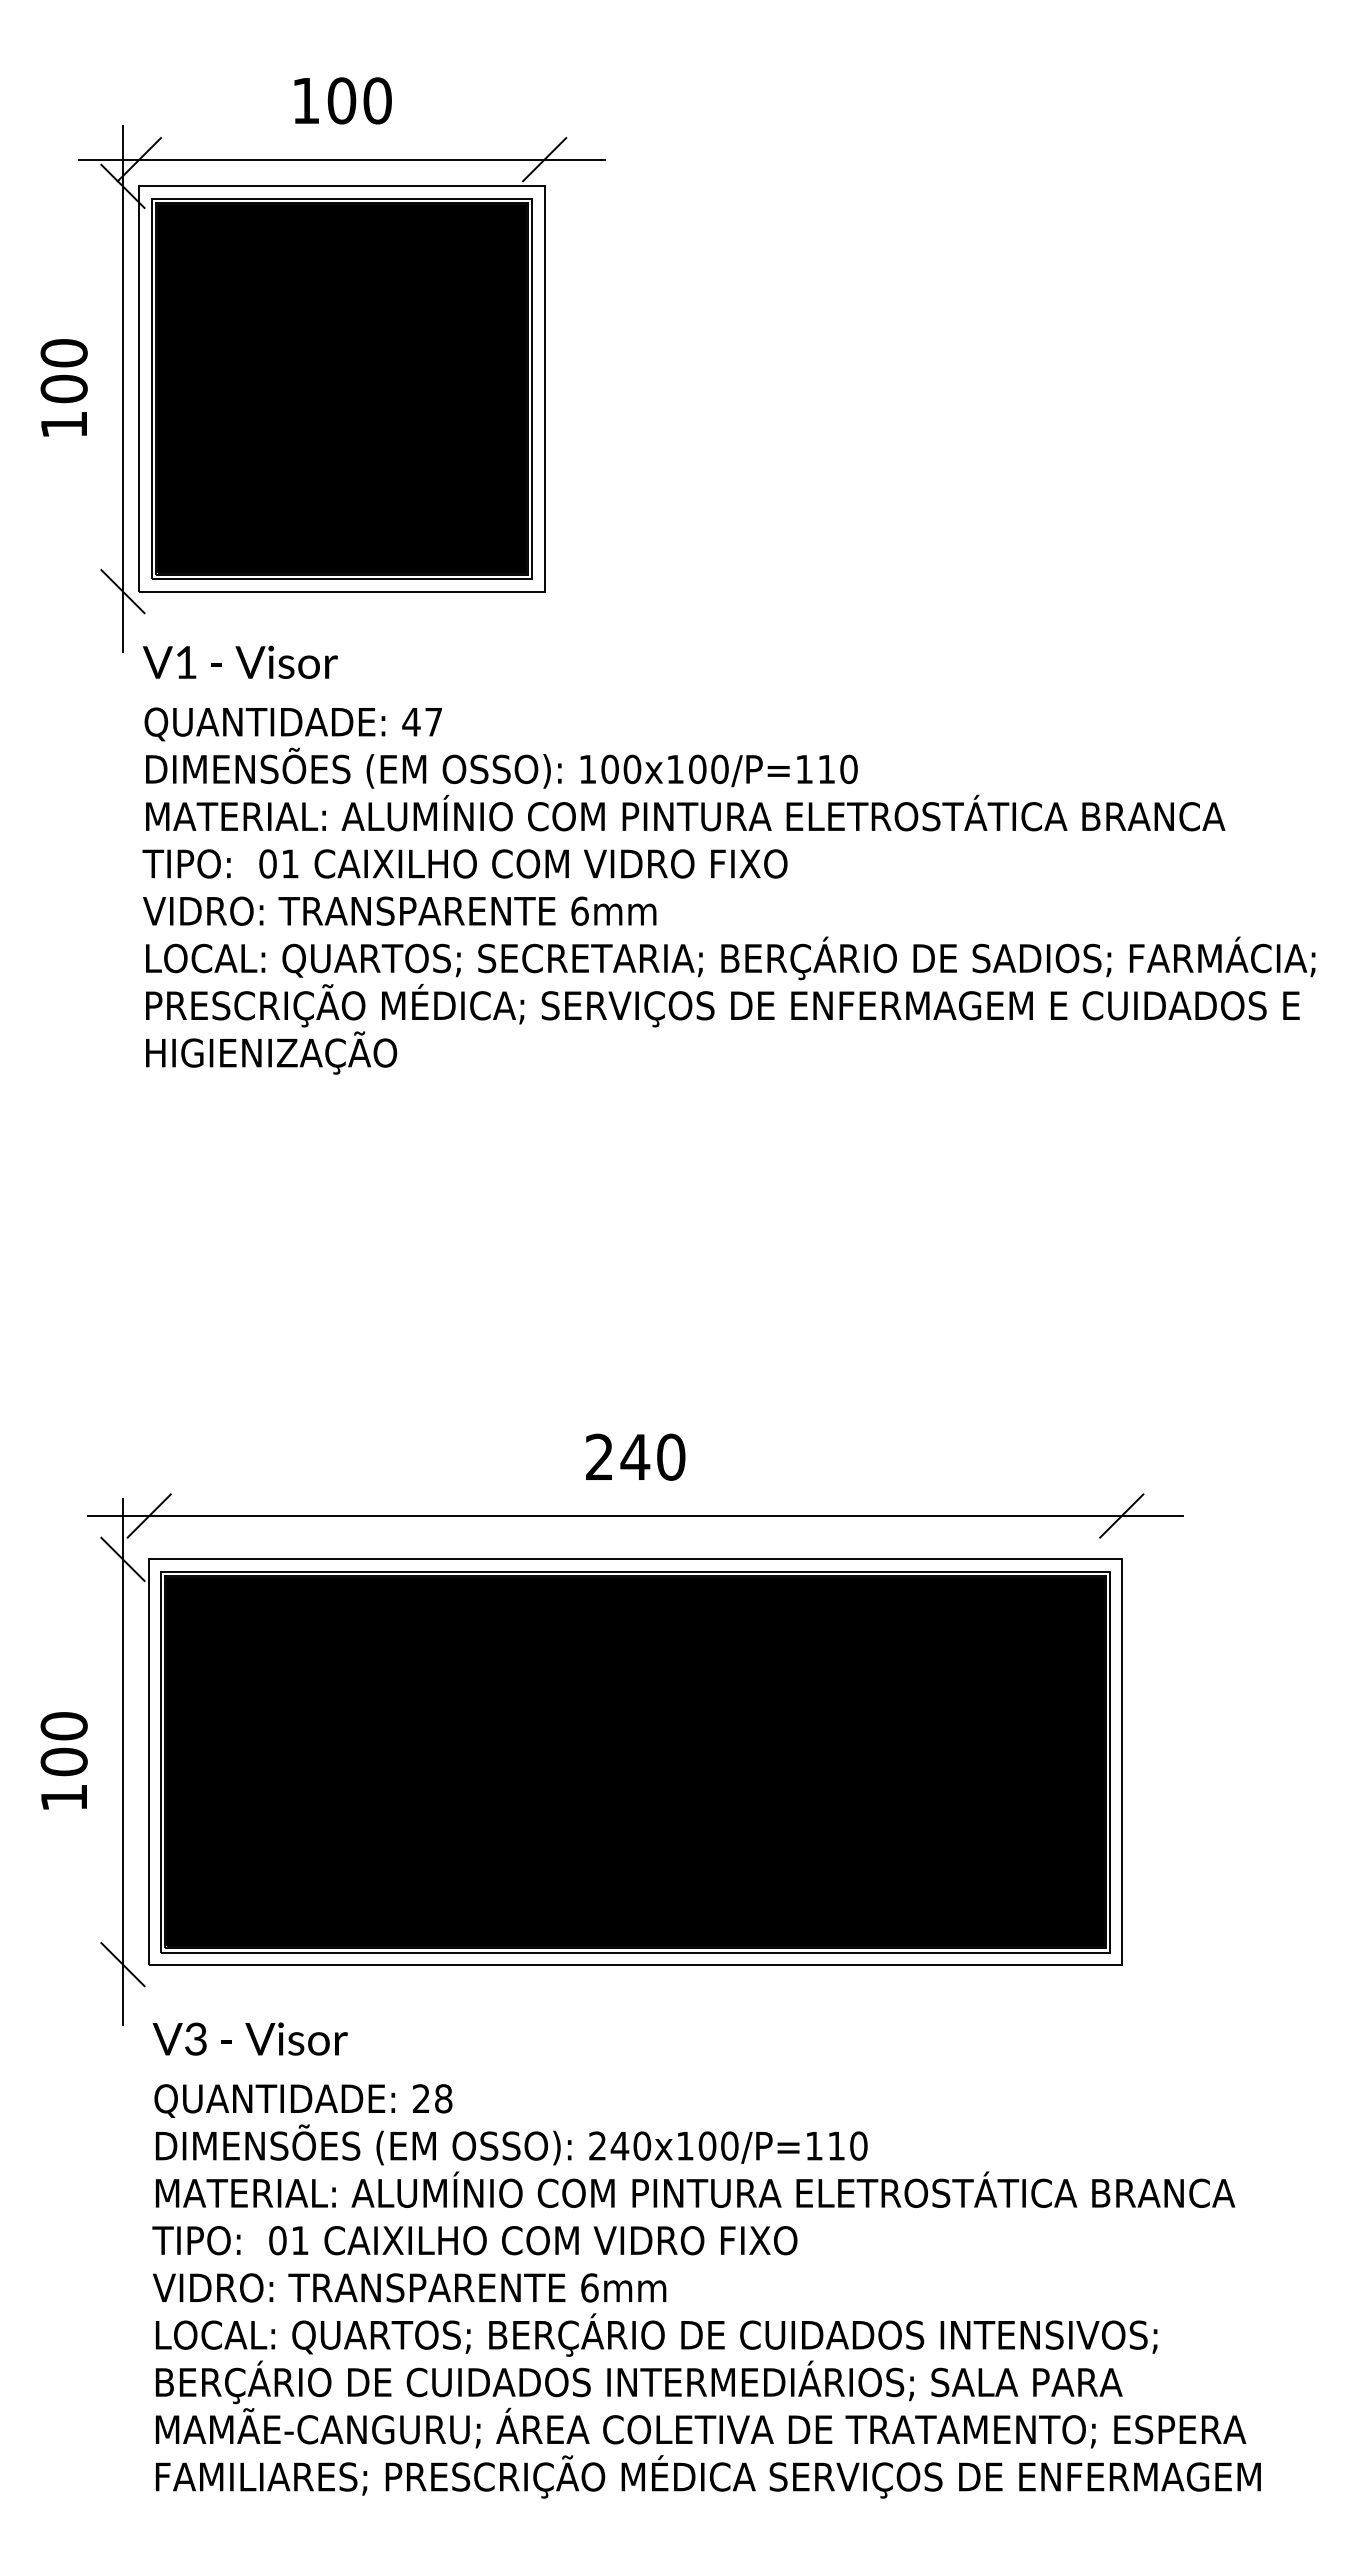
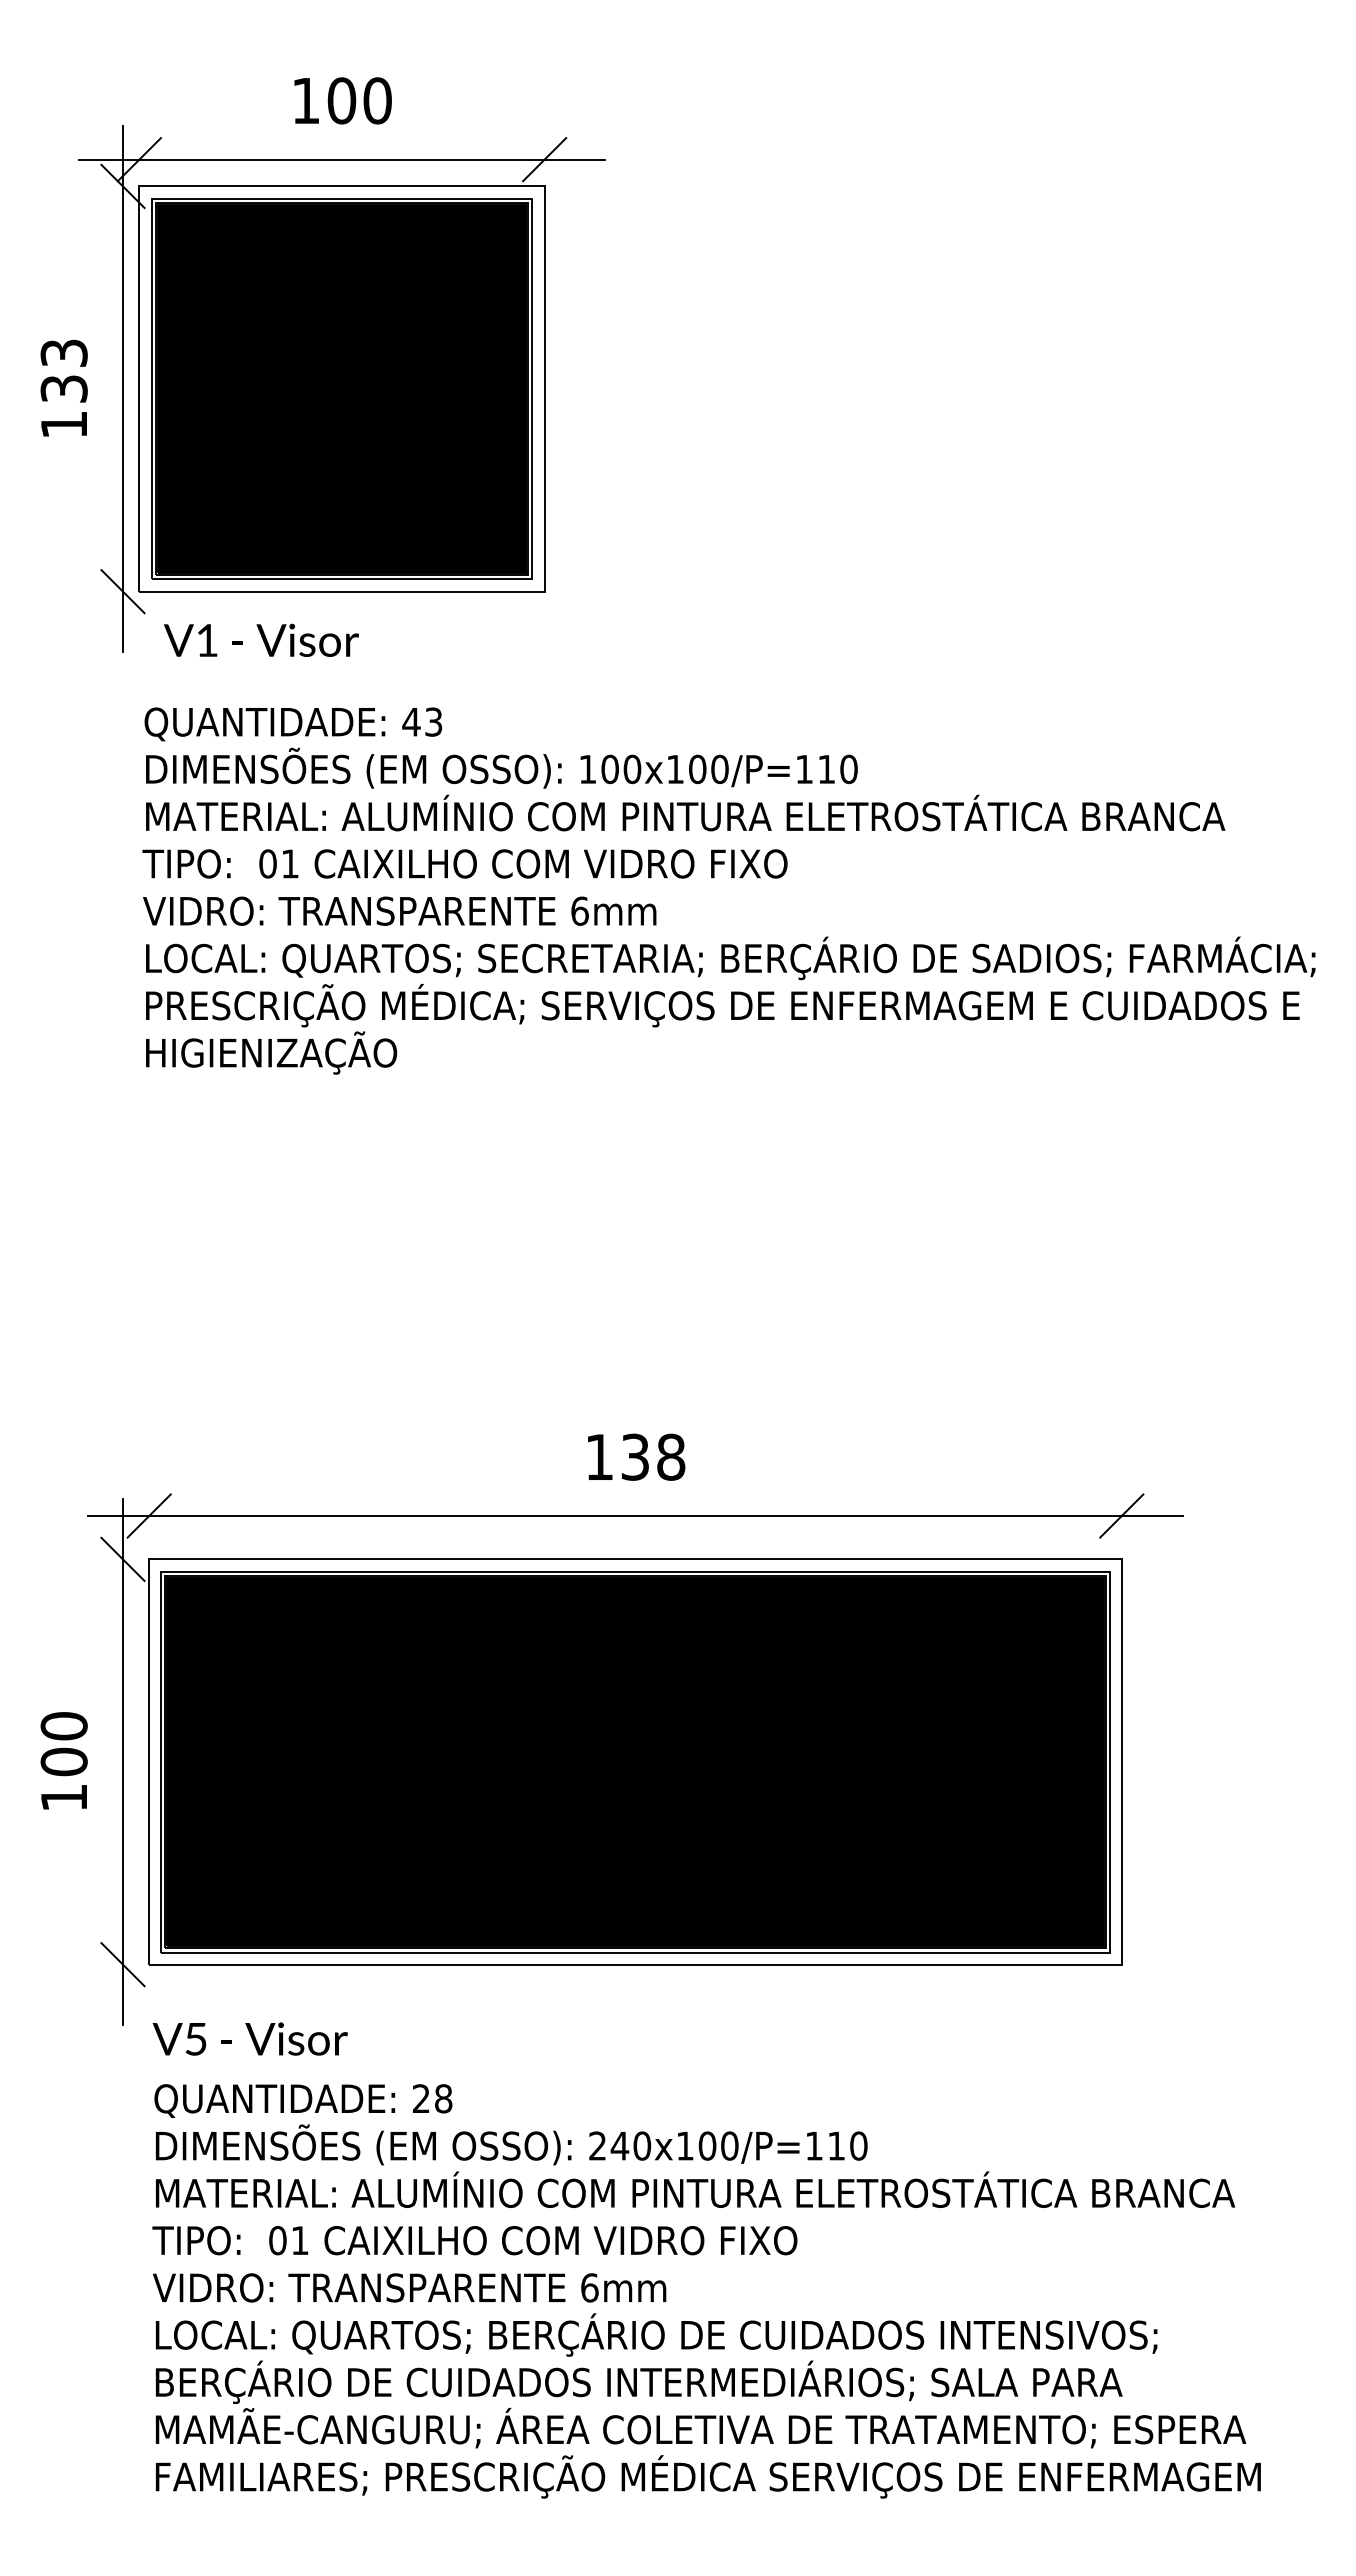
text: 100 -> 133 (63, 371)
text position: (240, 661) -> (261, 639) (261, 639)
text: 47 -> 43 (433, 721)
text: 240 -> 138 (635, 1456)
text: V3 -> V5 (195, 2038)
